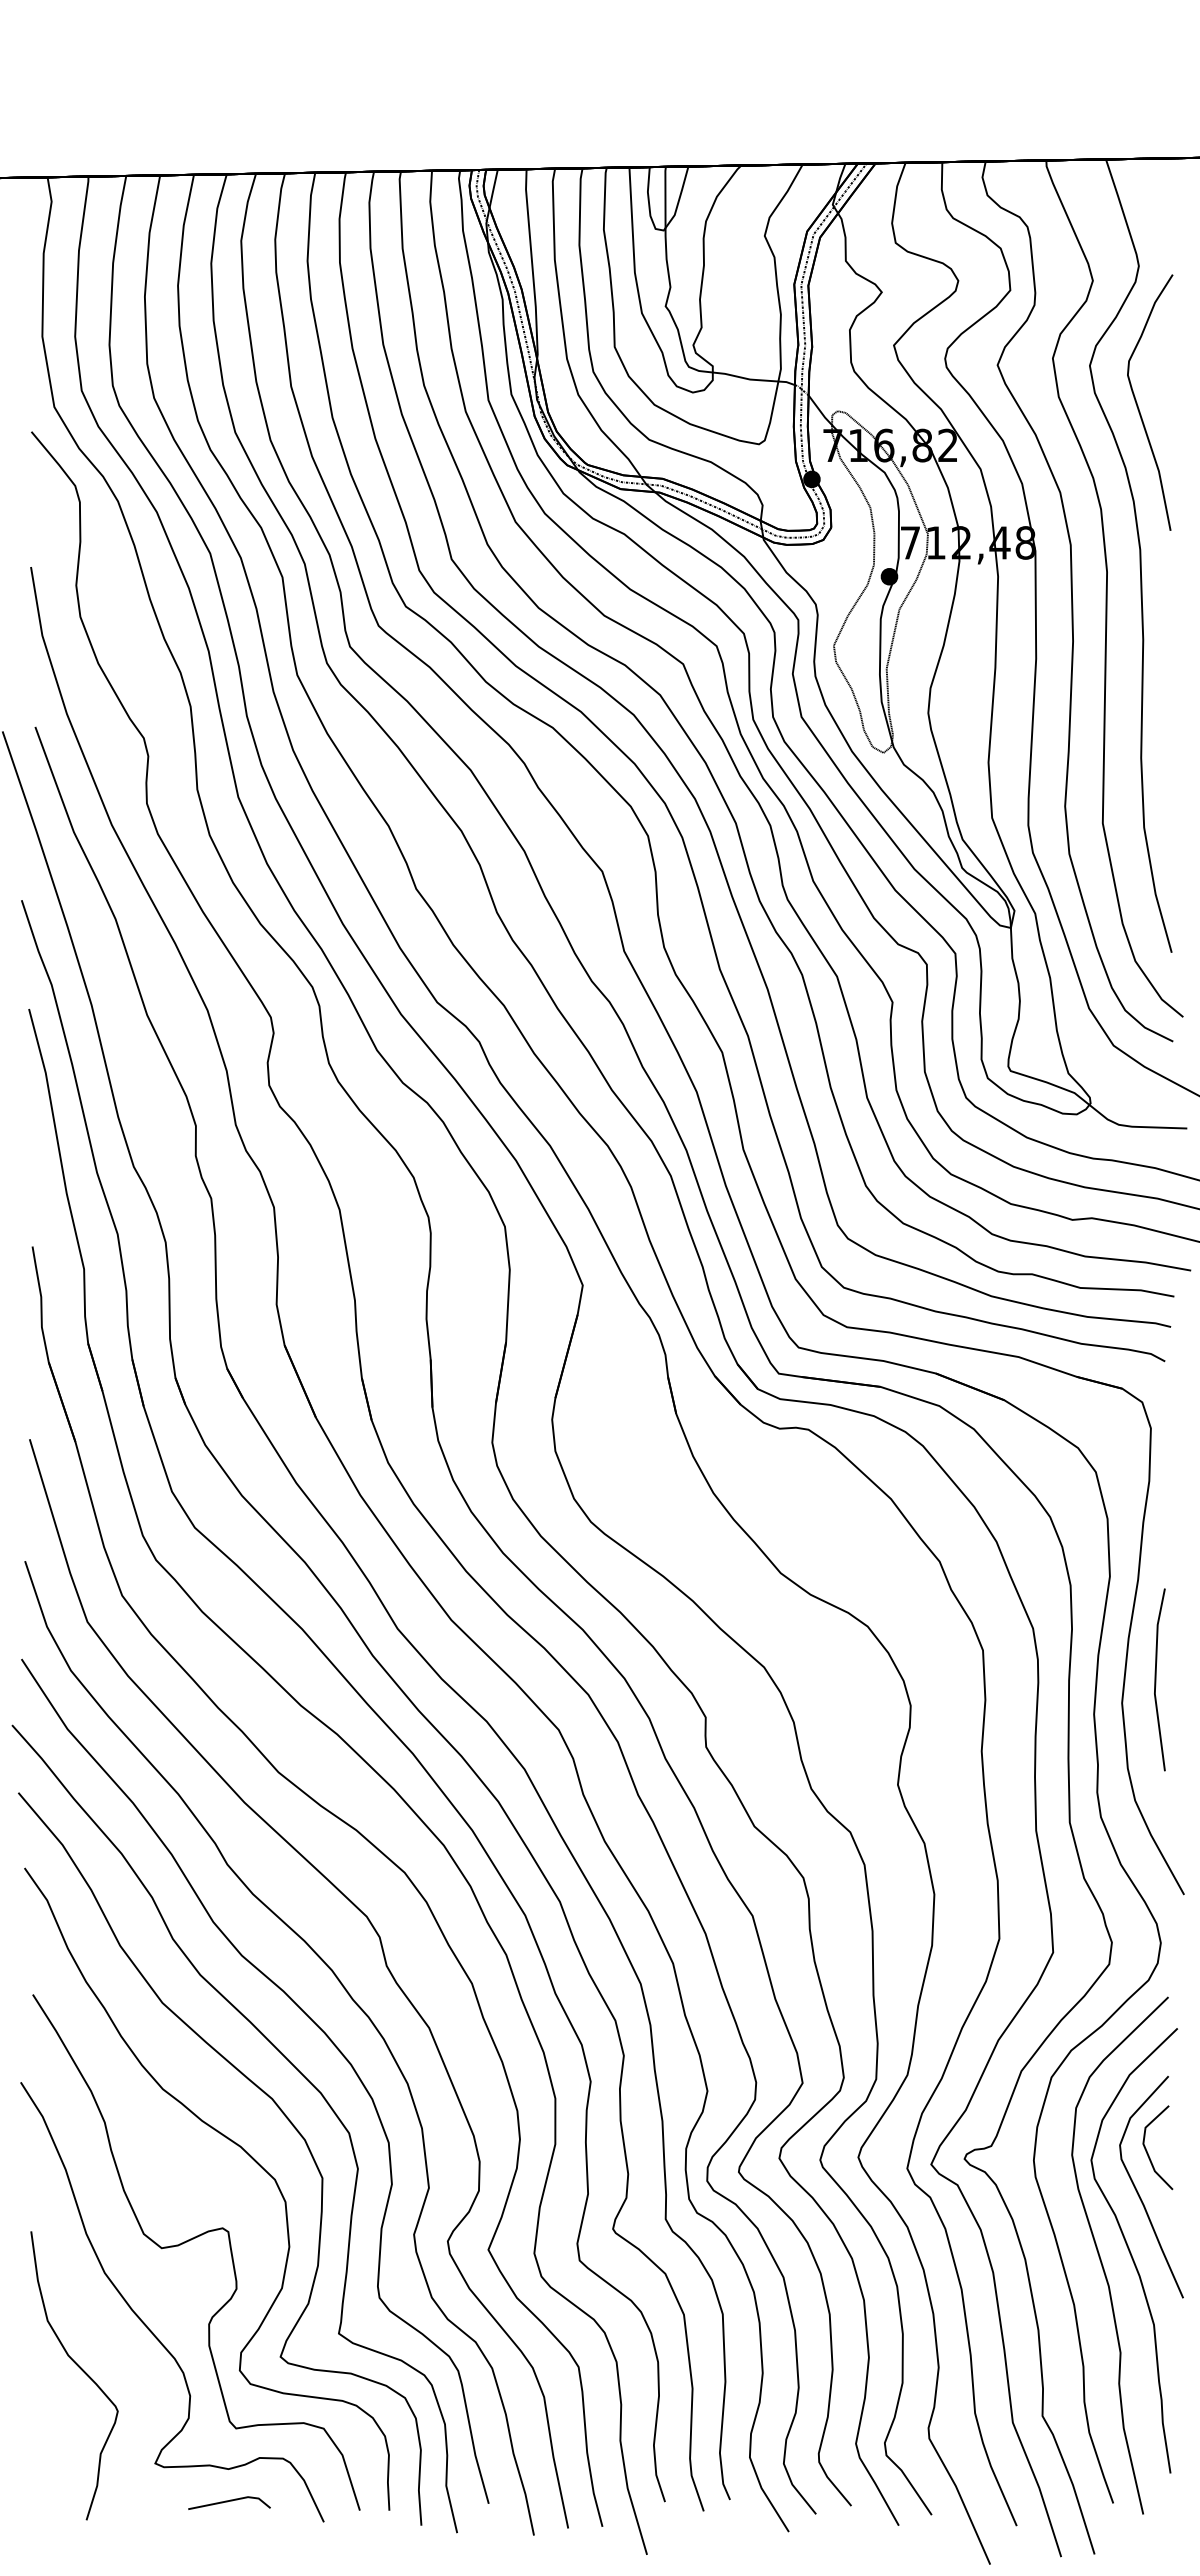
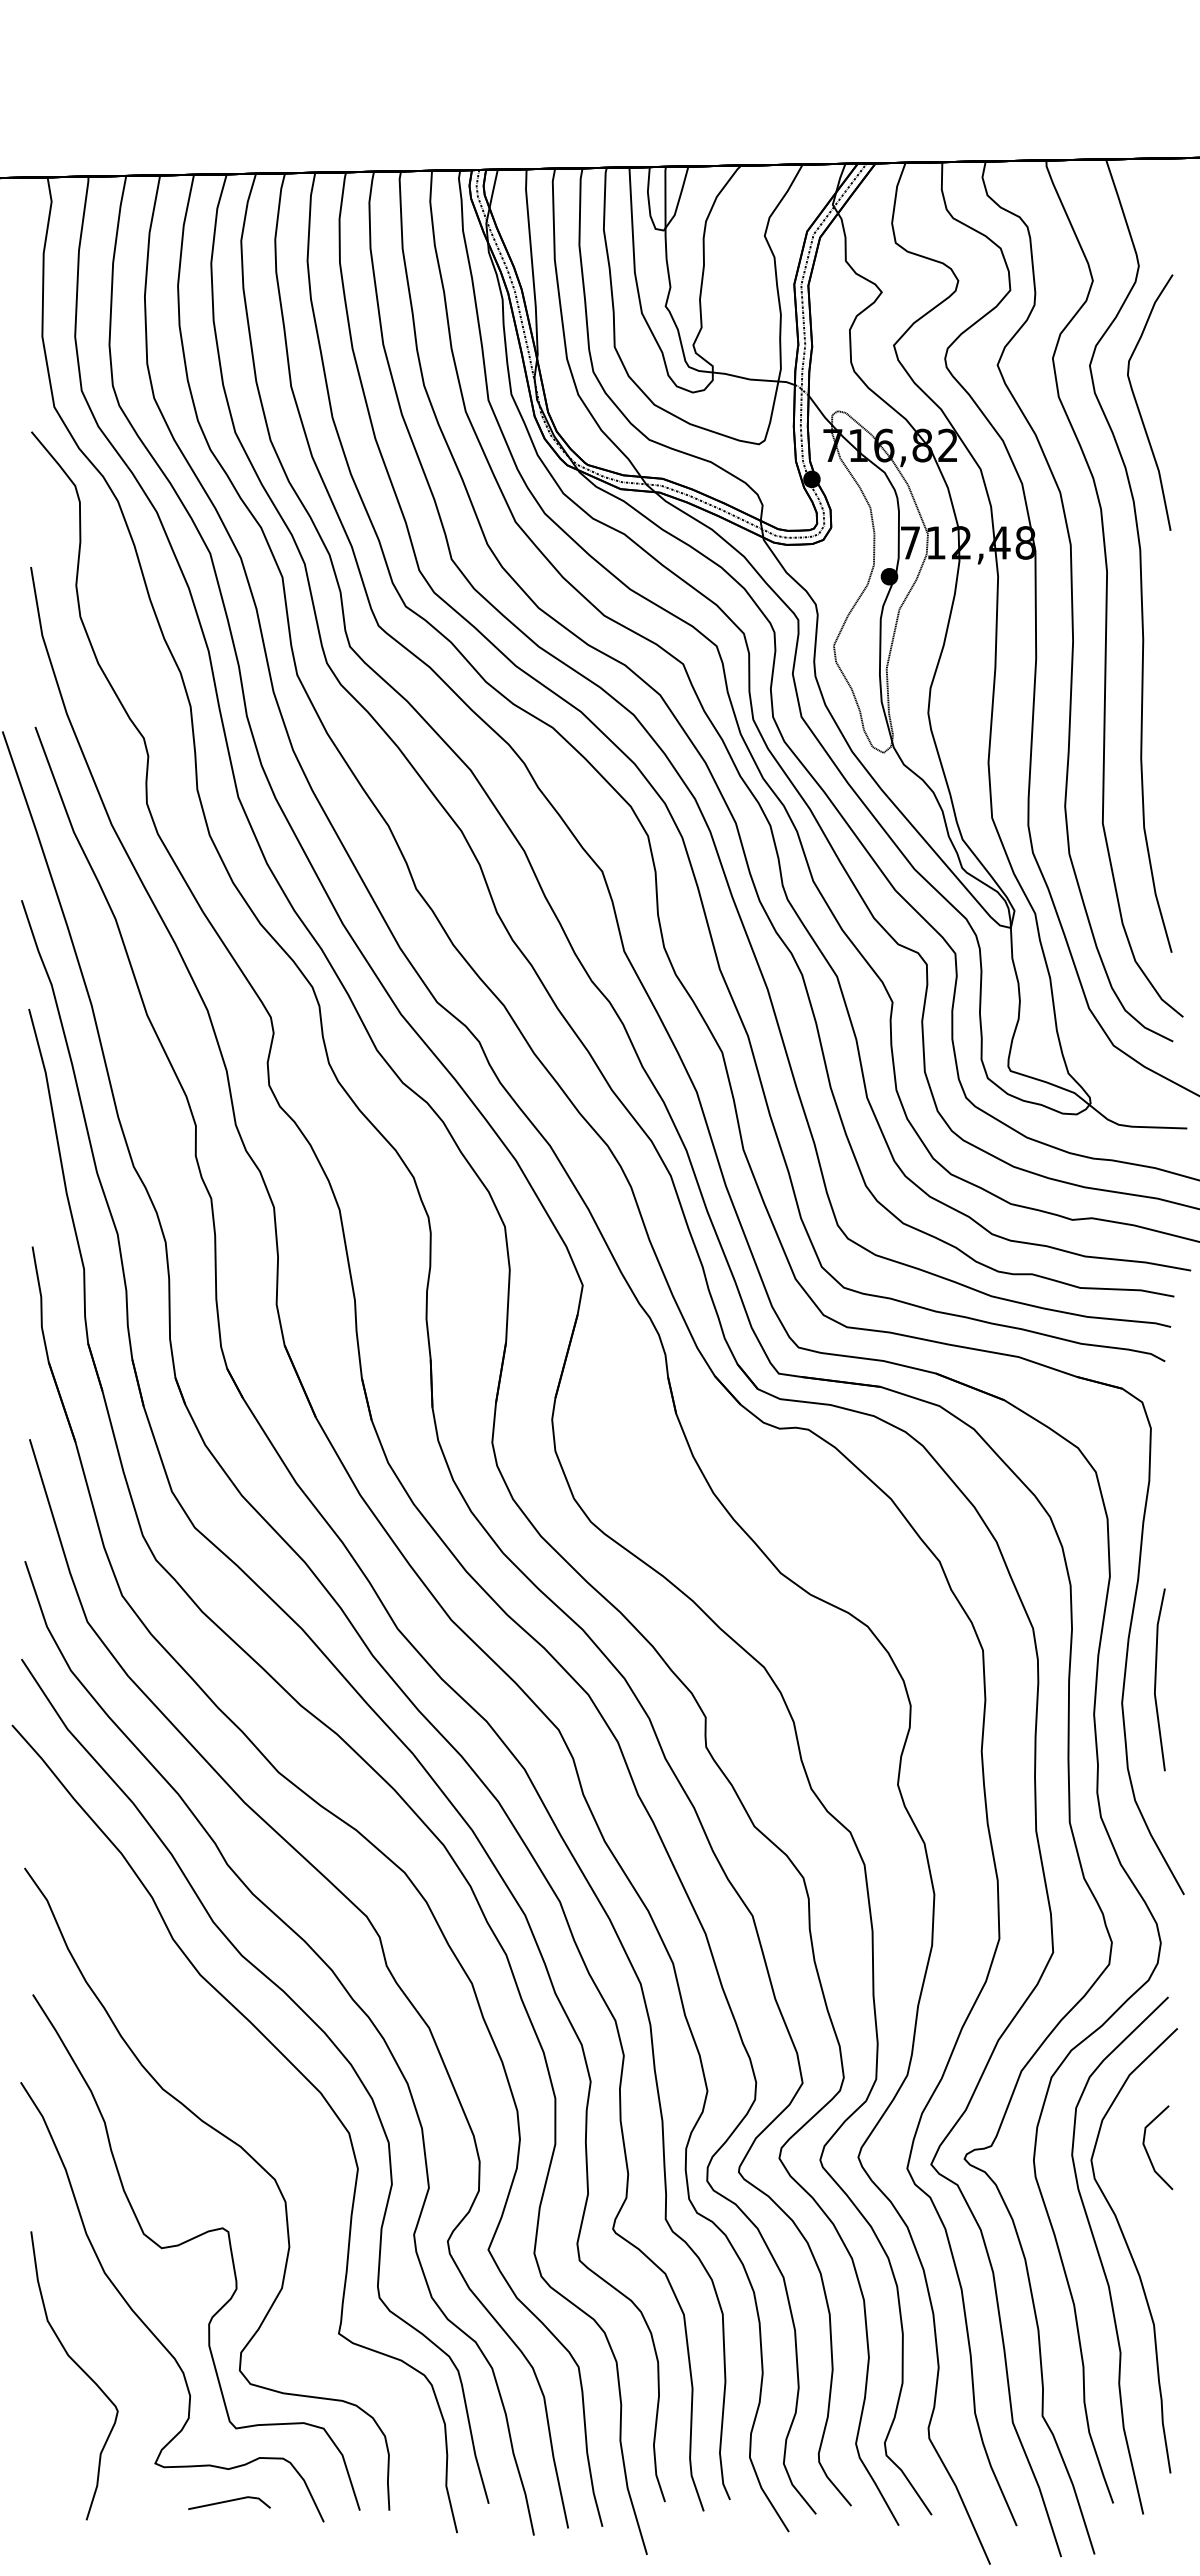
part: present -> none (281, 2112)
part: present -> none (1139, 2194)
